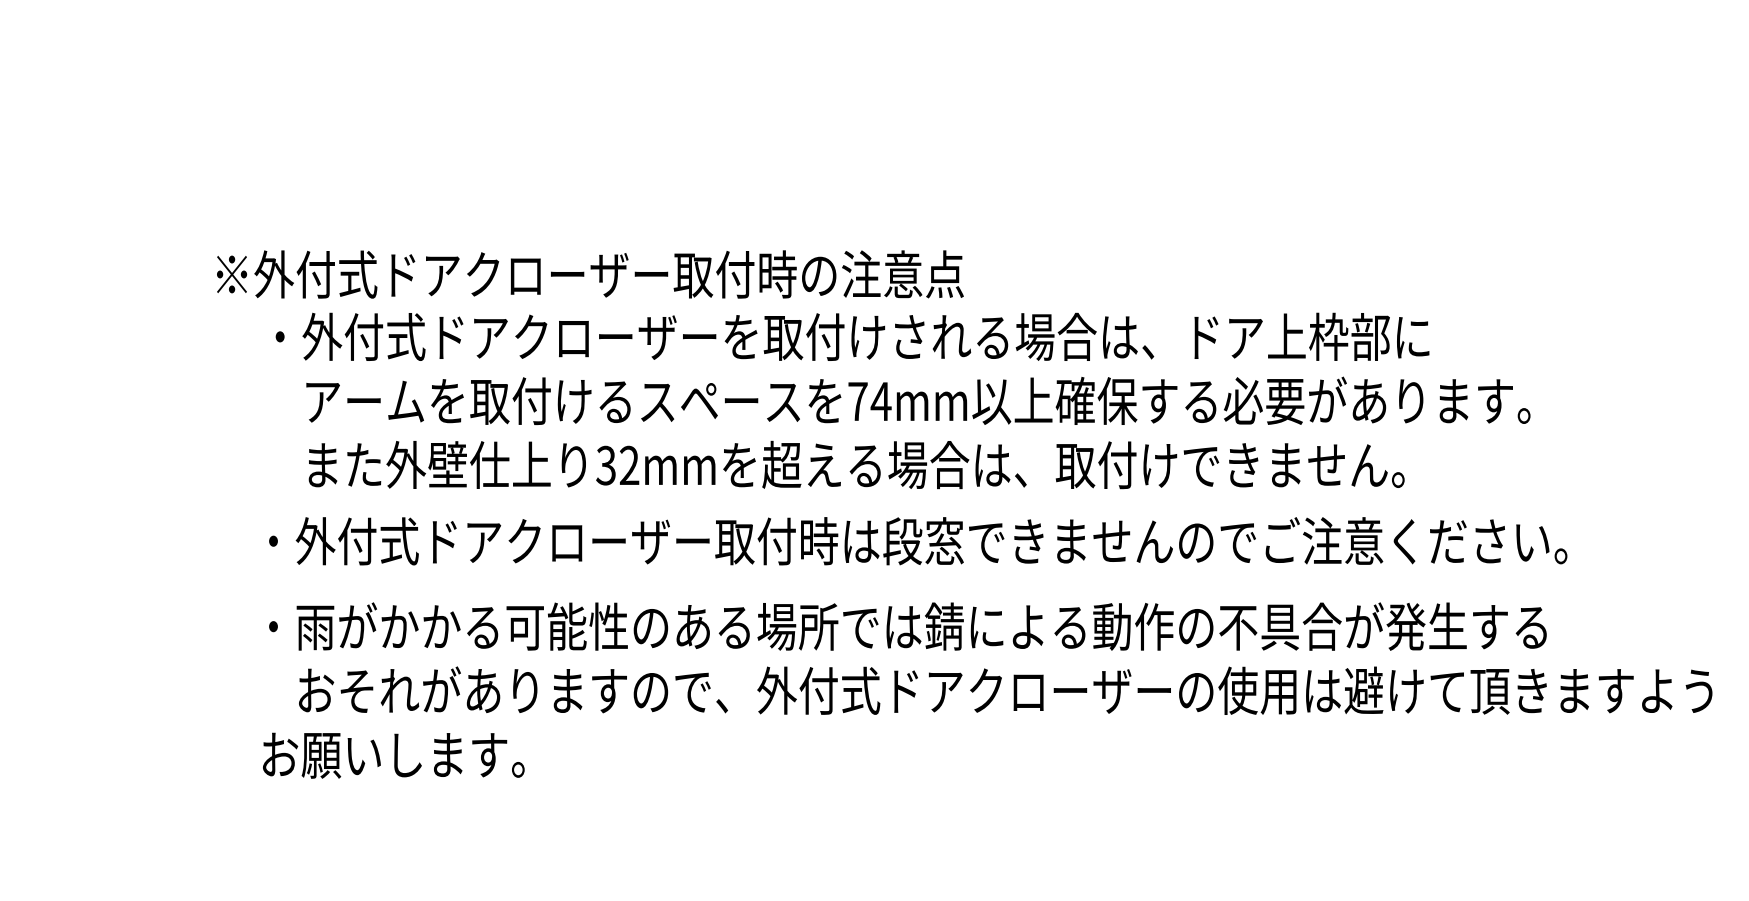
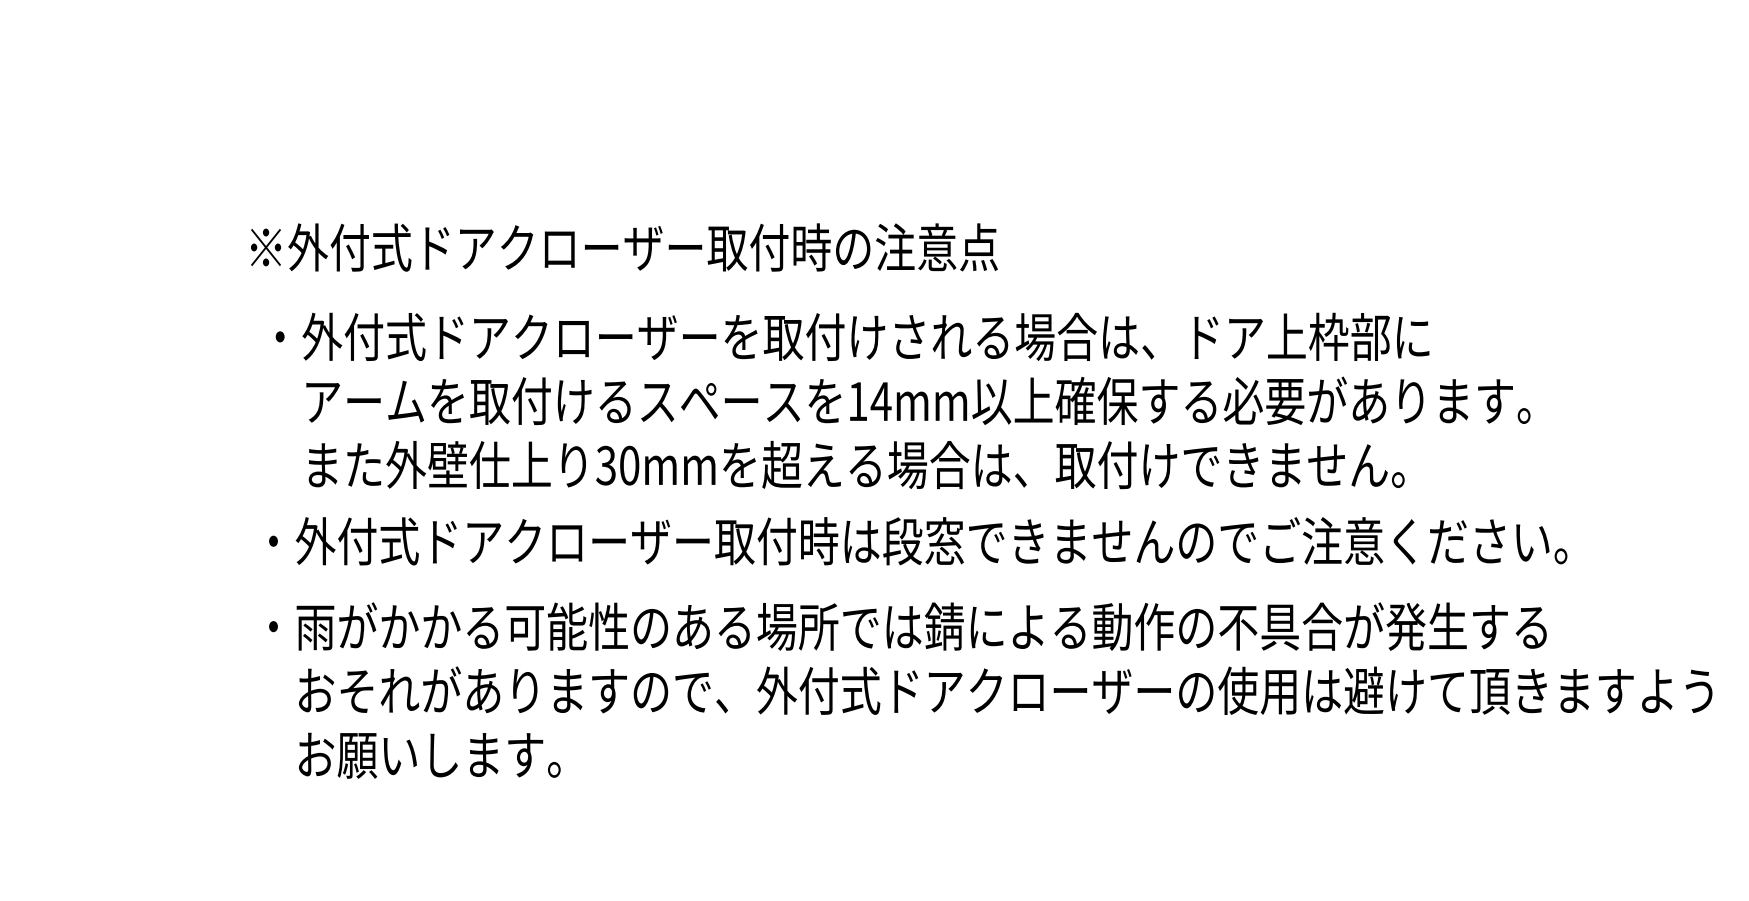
text position: (590, 274) -> (624, 247) (624, 247)
text: 74mm -> 14mm (857, 401)
text: 32mm -> 30mm (629, 465)
text position: (393, 755) -> (429, 755) (429, 755)
